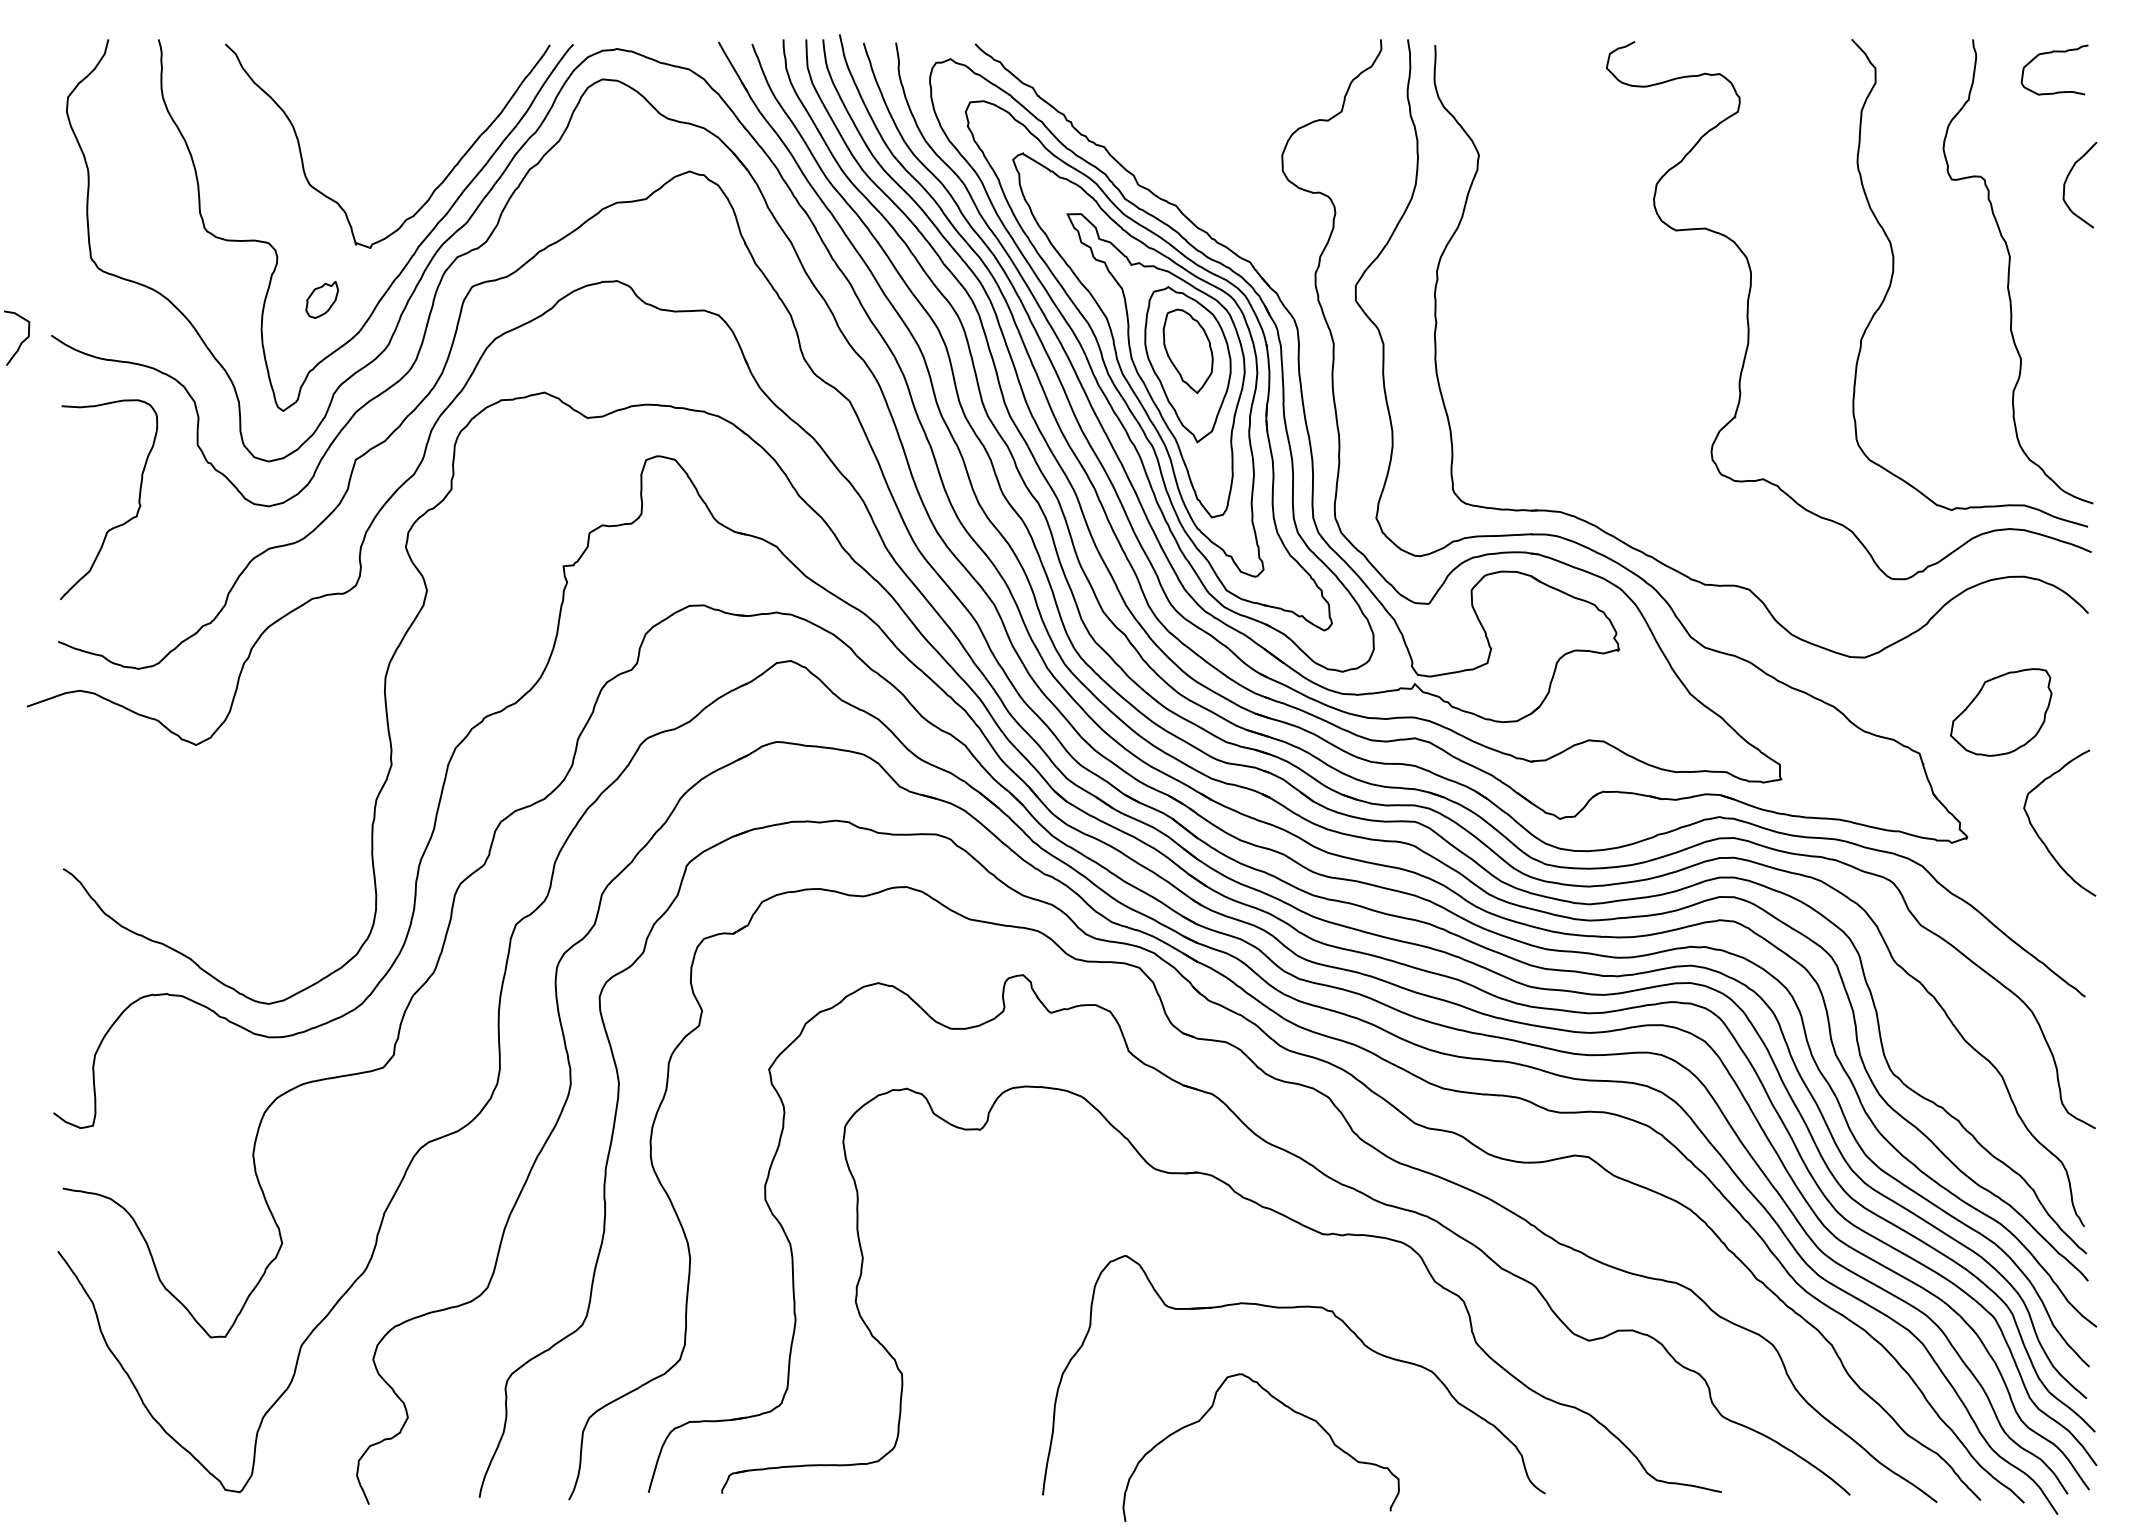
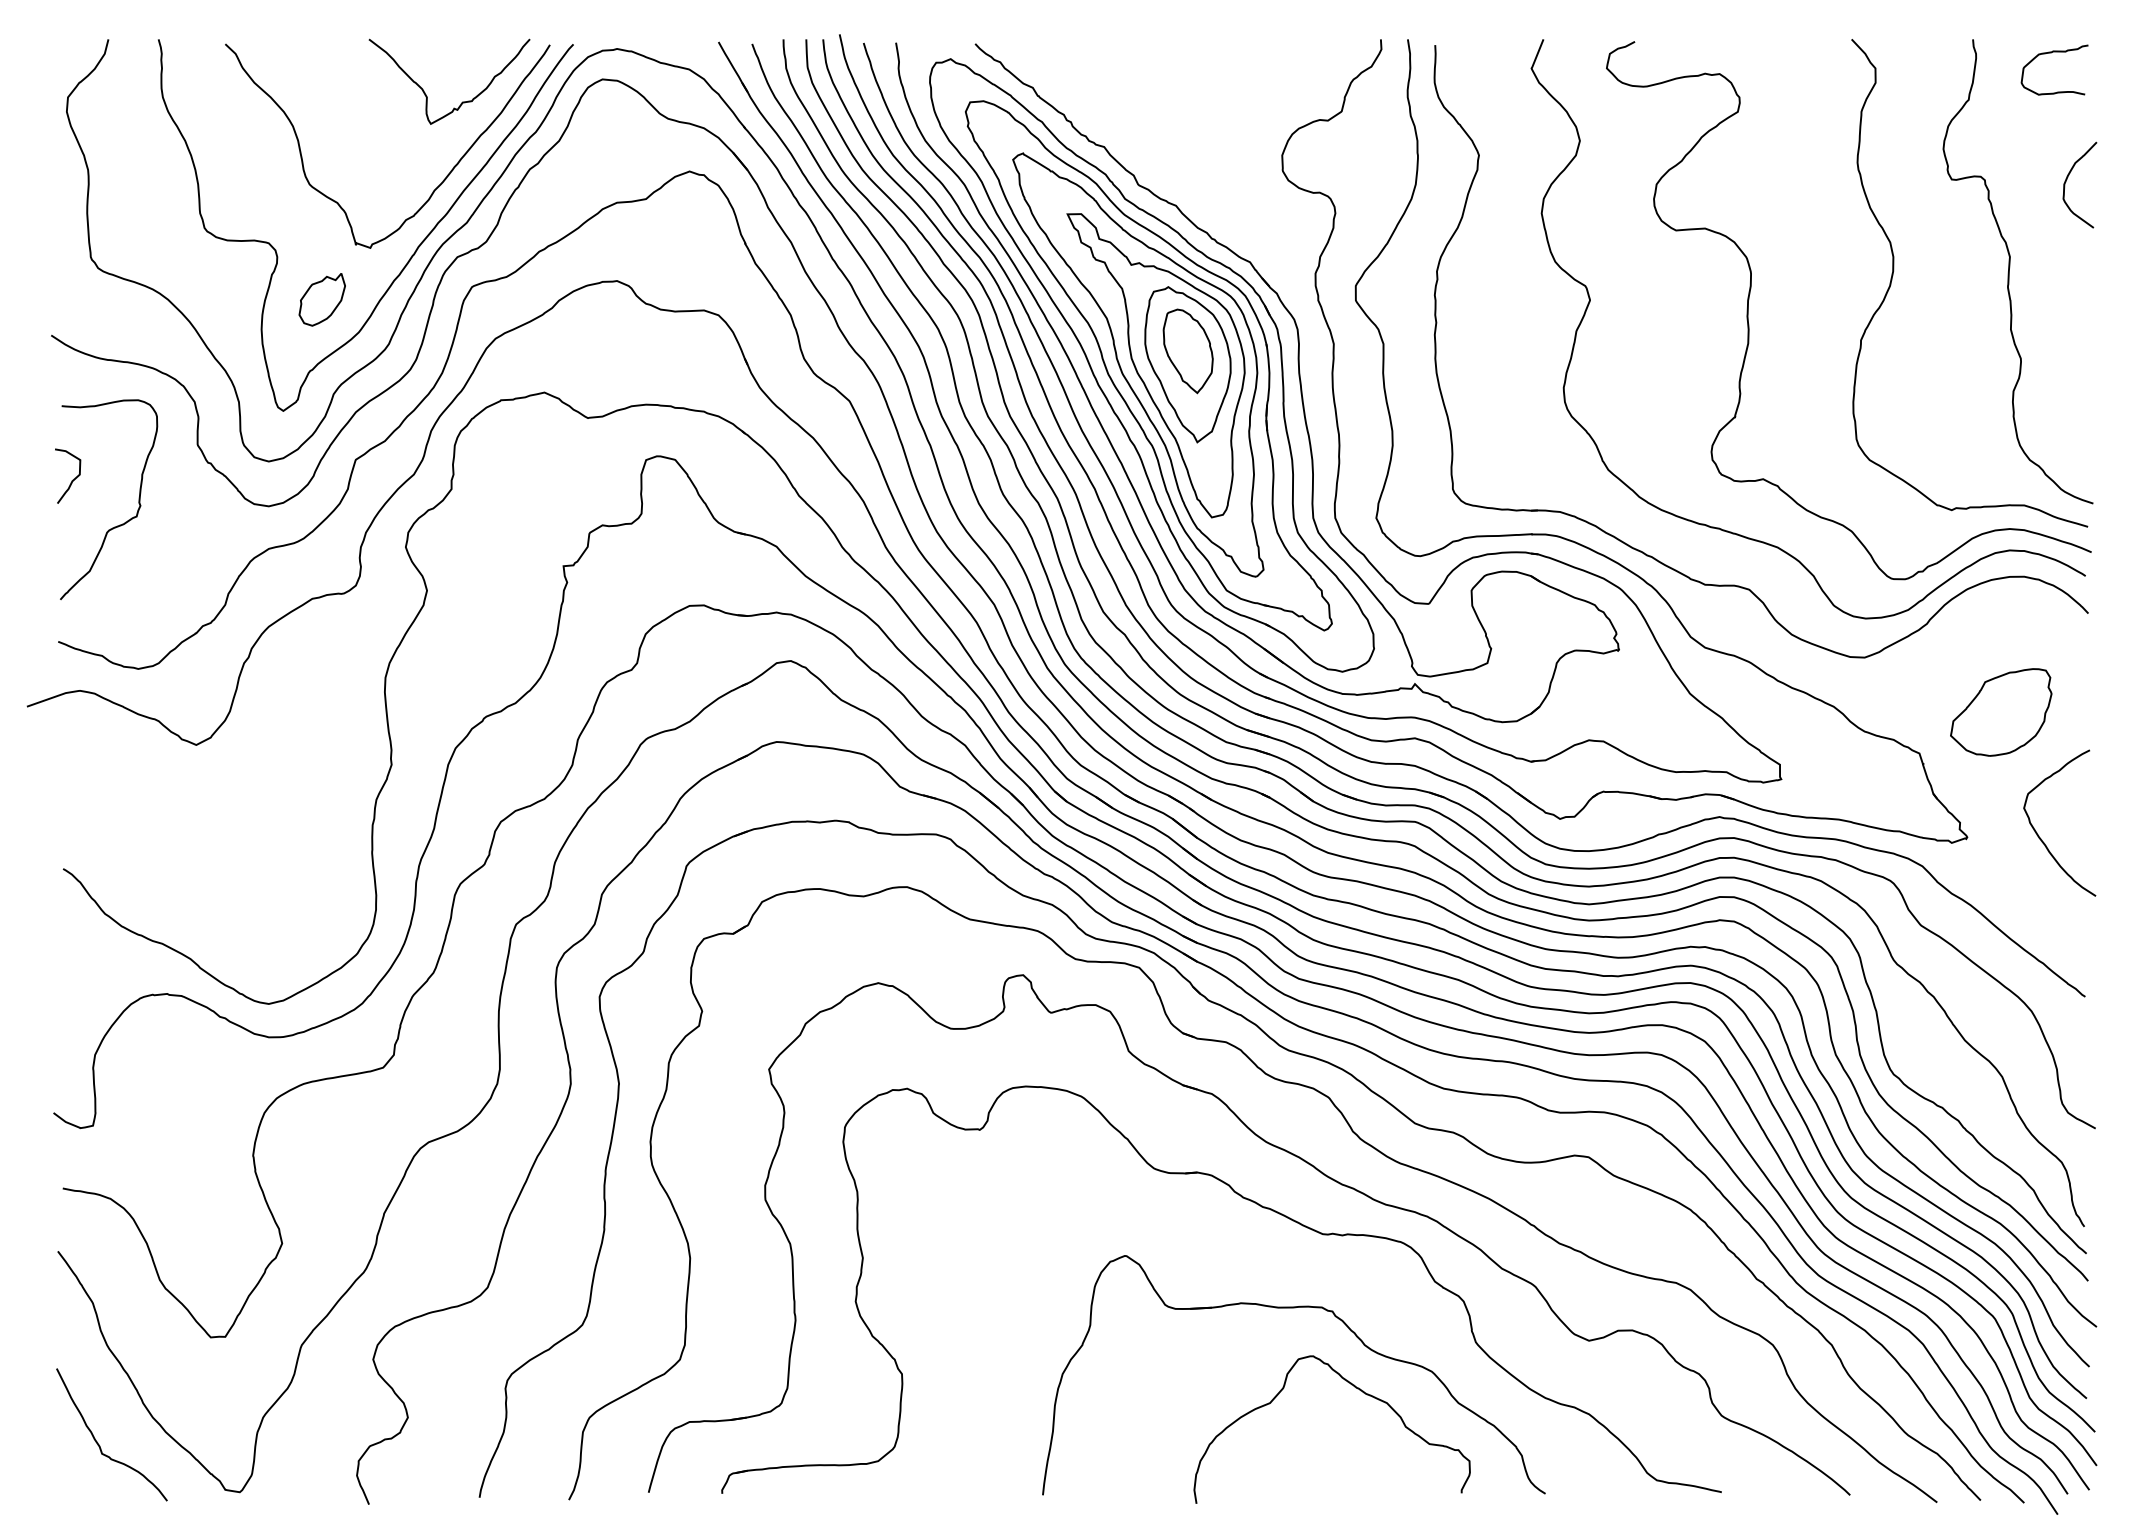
curve: none -> present (462, 101)
part size: 35x38 px -> 48x54 px (321, 299)
curve position: (21, 341) -> (72, 479) (72, 479)
curve: none -> present (1740, 534)
curve position: (1286, 1407) -> (1357, 1389) (1357, 1389)
curve: none -> present (99, 1444)
